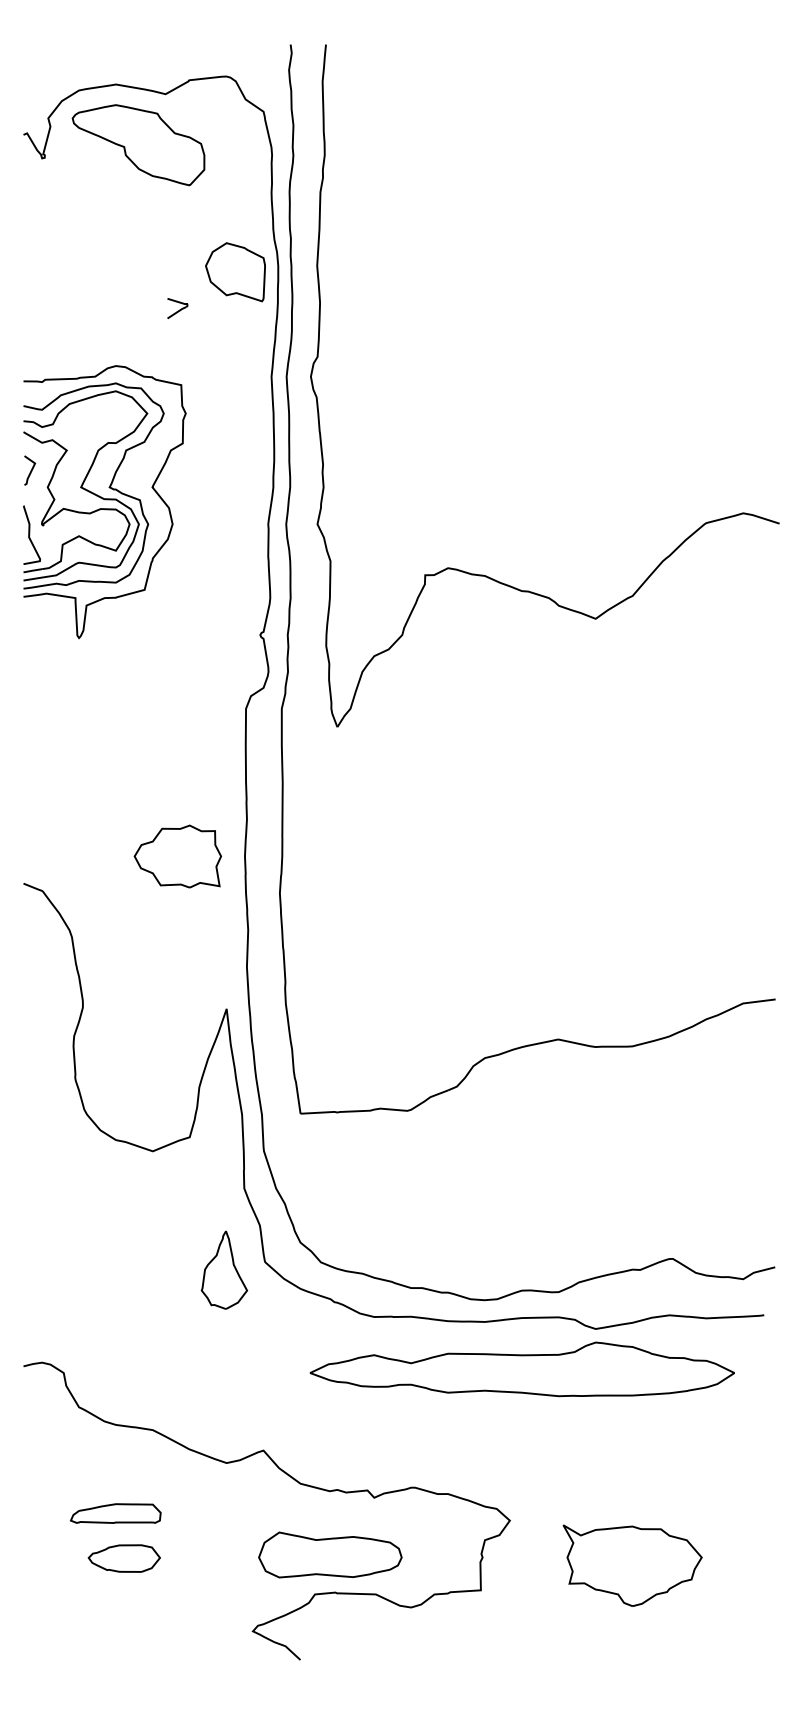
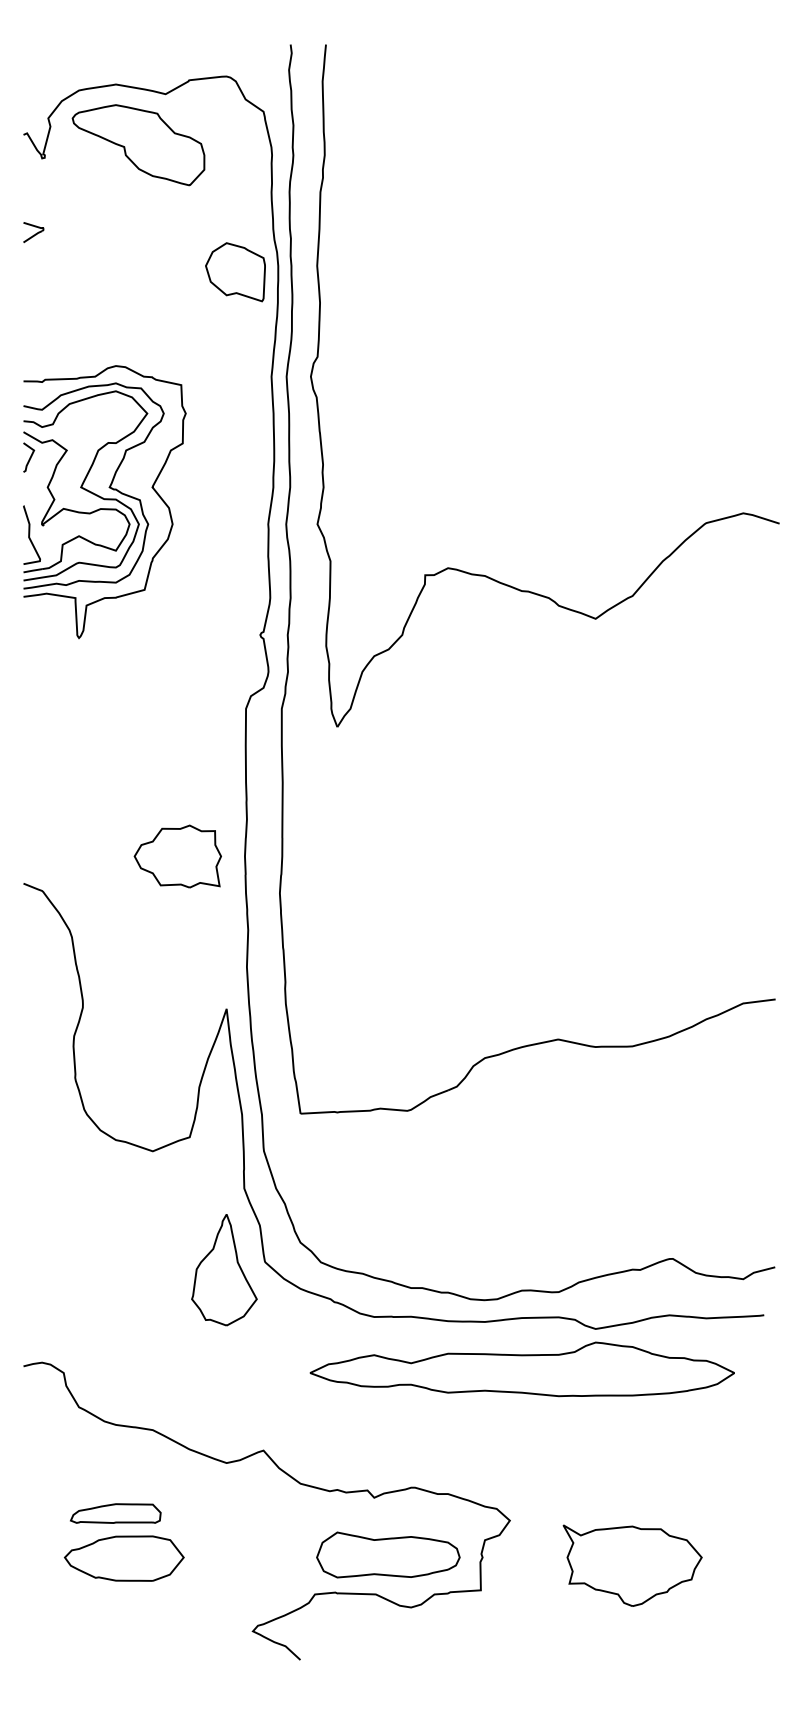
part position: (177, 308) -> (33, 232) (33, 232)
line position: (30, 470) -> (29, 457) (29, 457)
part size: 49x80 px -> 67x113 px (224, 1270)
part position: (330, 1554) -> (388, 1554) (388, 1554)
part size: 74x29 px -> 121x47 px (124, 1558)
